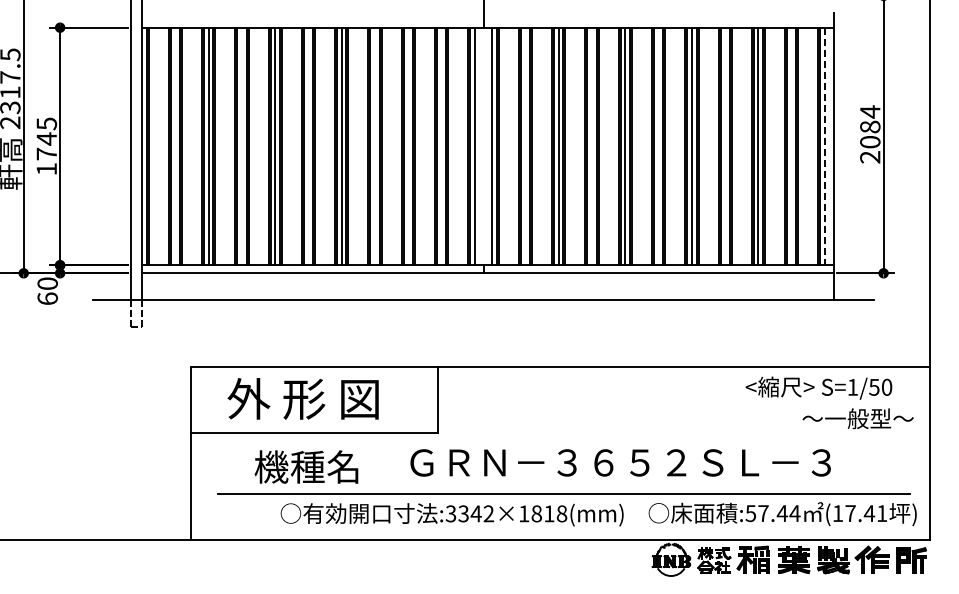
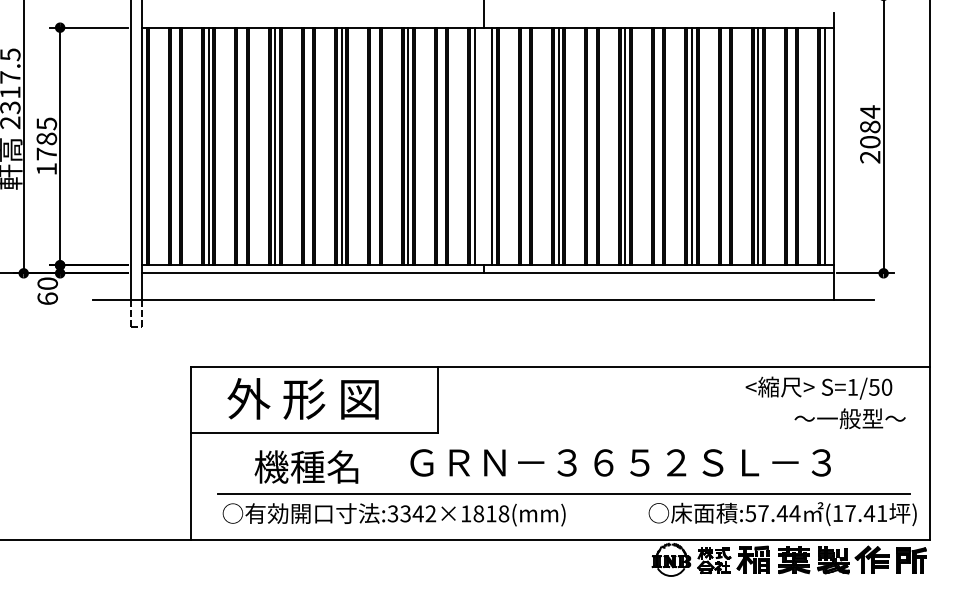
text: 1745 -> 1785 (46, 138)
line: none -> present (408, 146)
line: dashed -> solid (825, 146)
text position: (857, 418) -> (849, 418) (849, 418)
text position: (451, 514) -> (393, 514) (393, 514)
